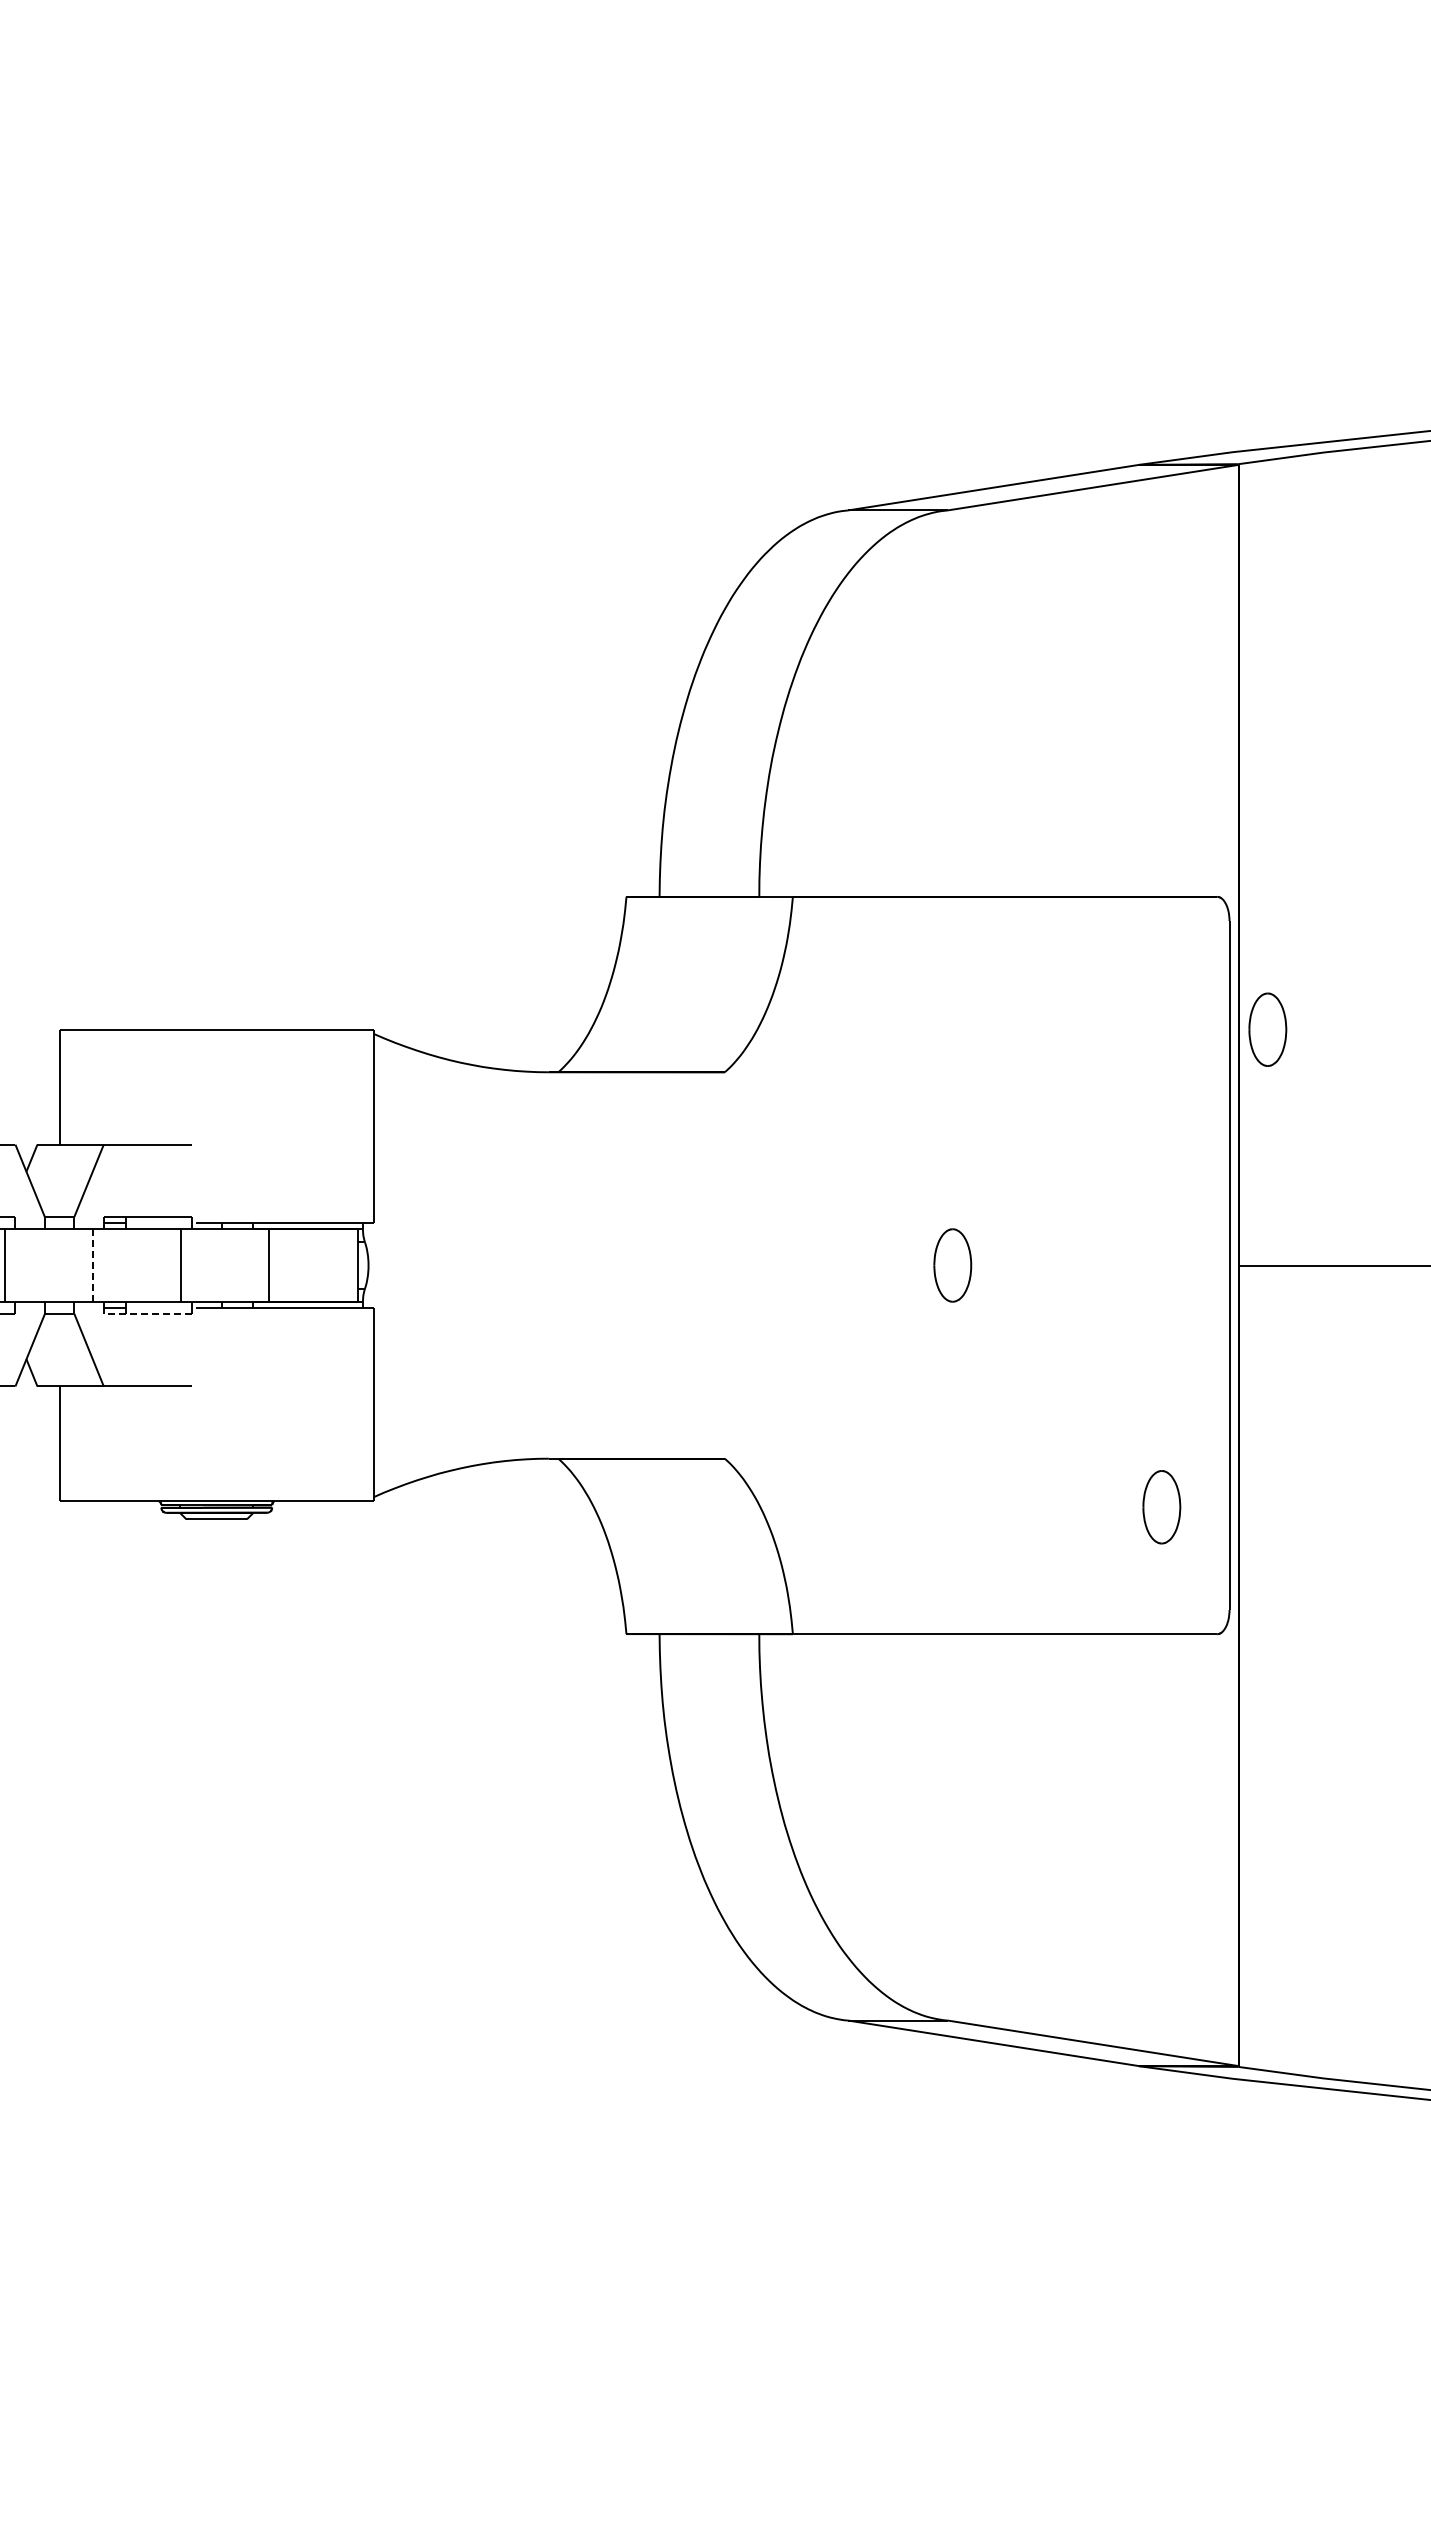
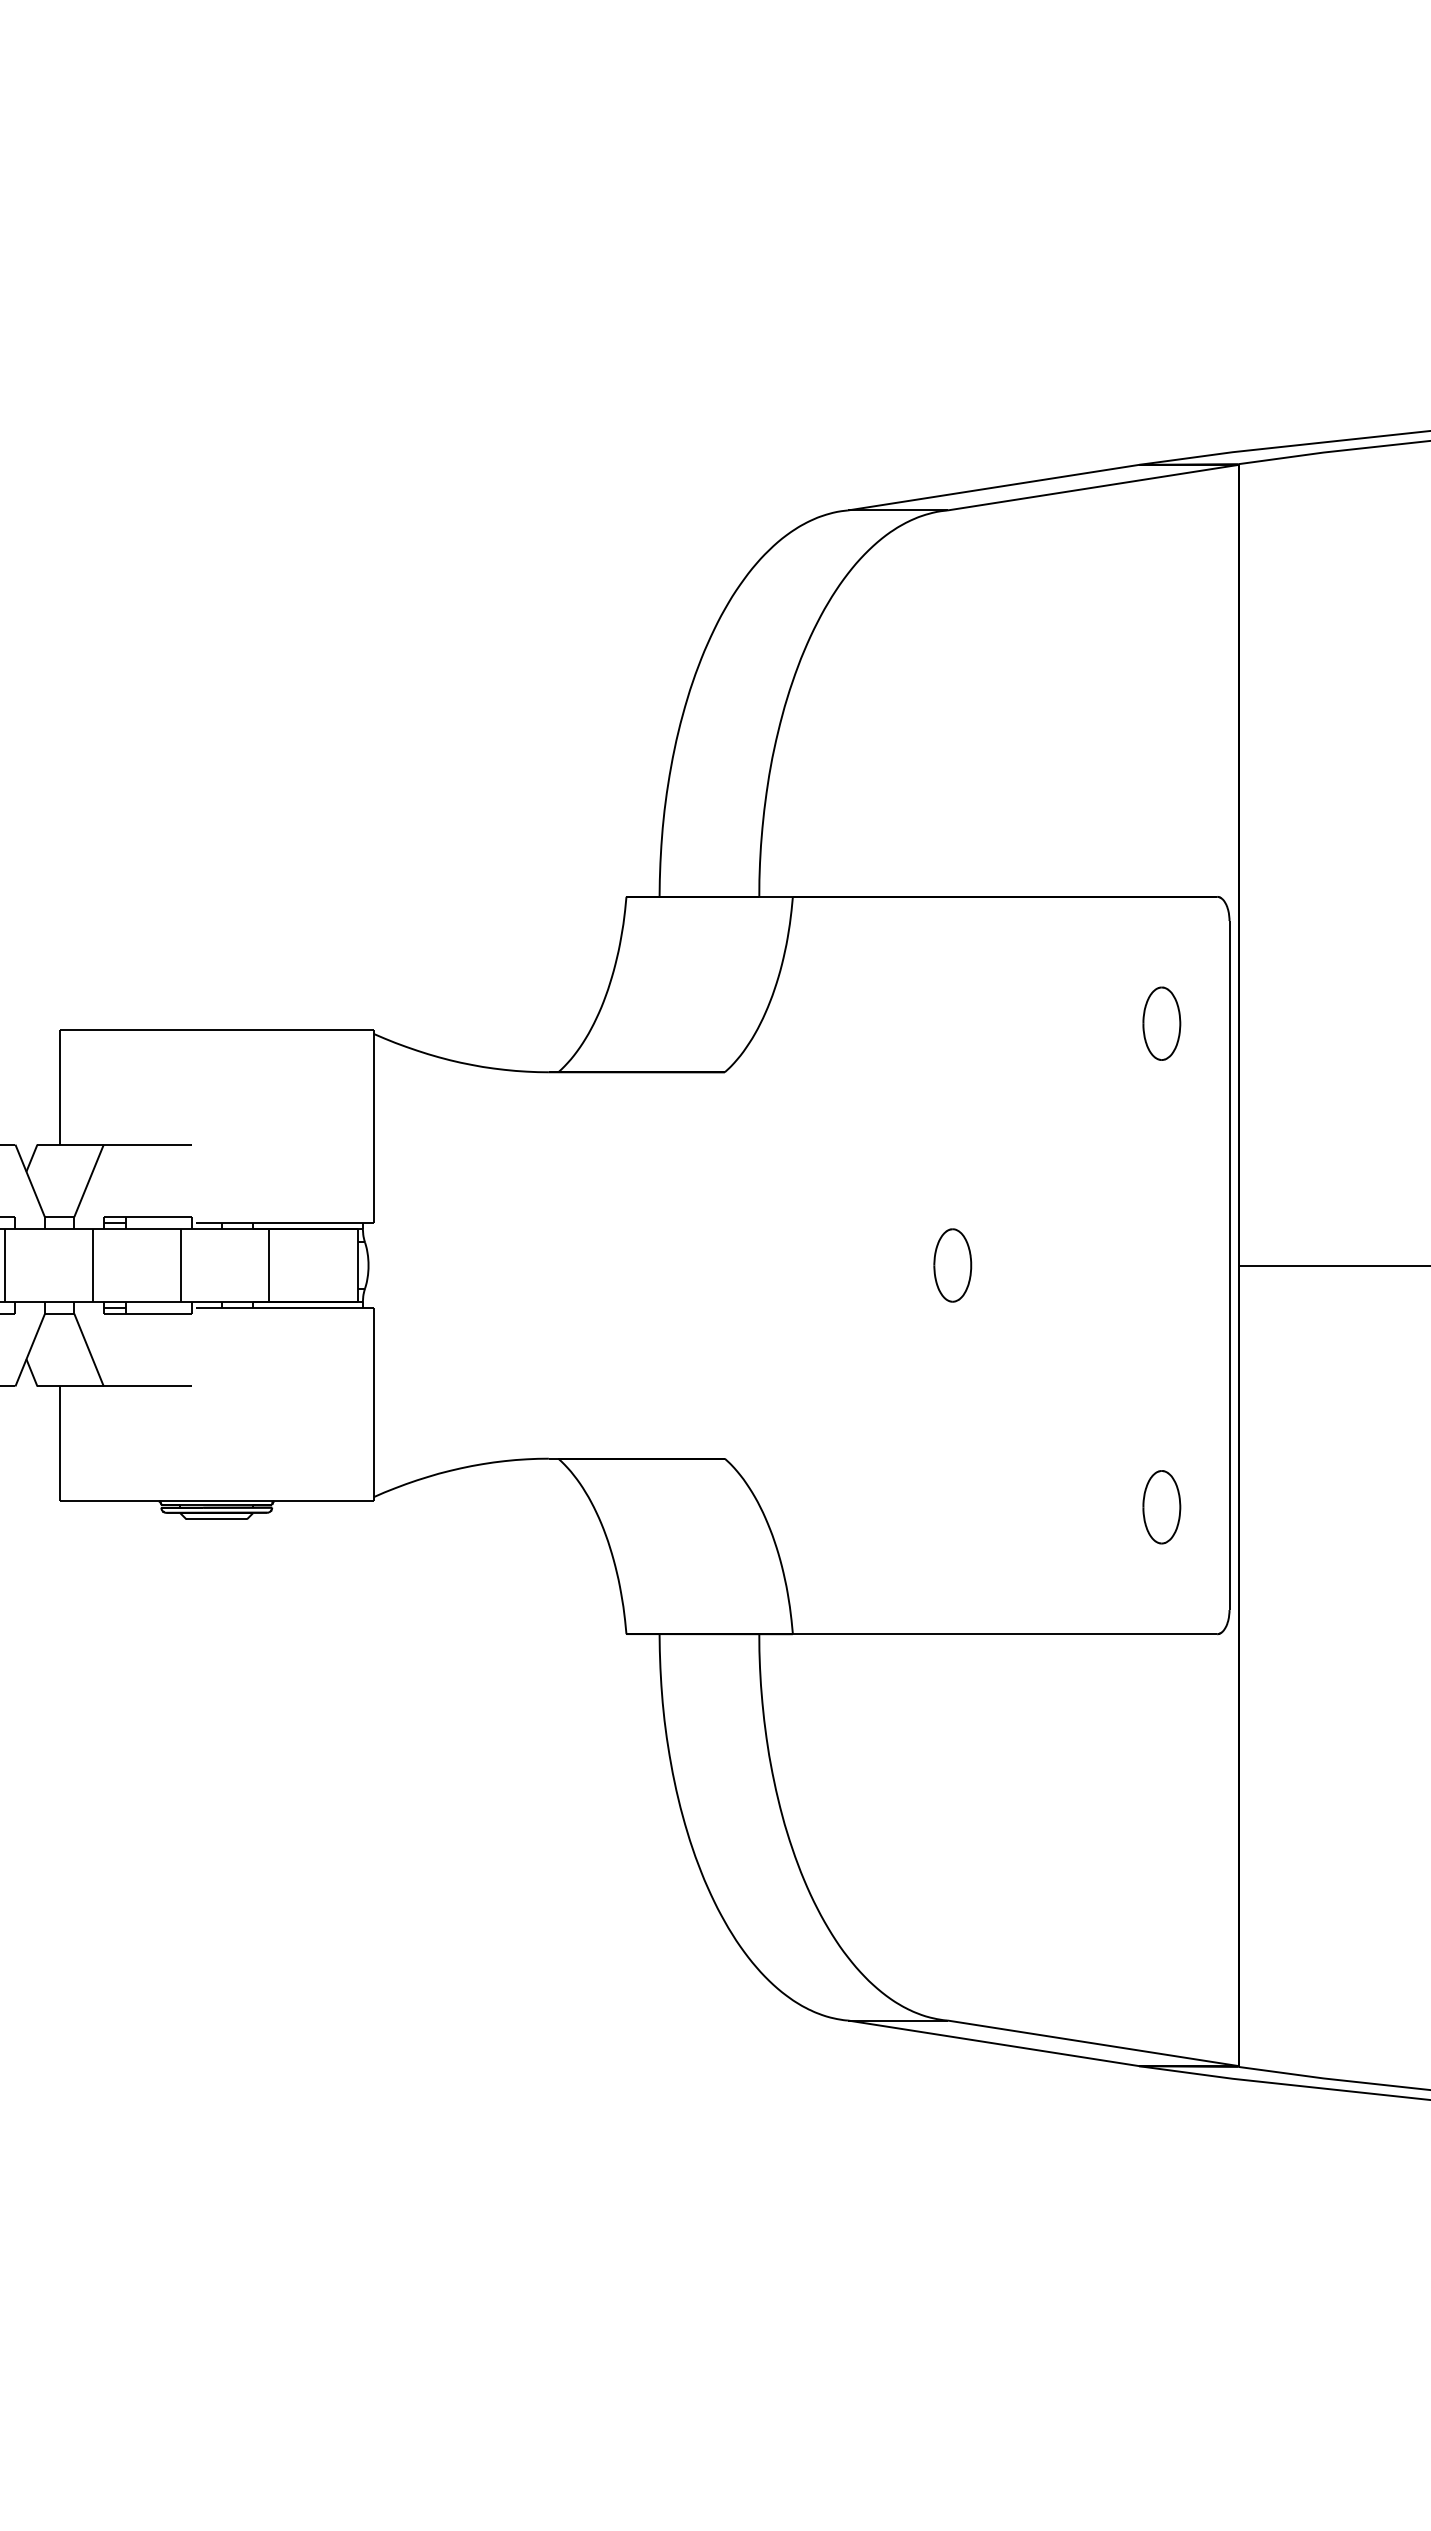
part position: (1267, 1029) -> (1161, 1023) (1161, 1023)
line: dashed -> solid (92, 1264)
line: dashed -> solid (147, 1313)
